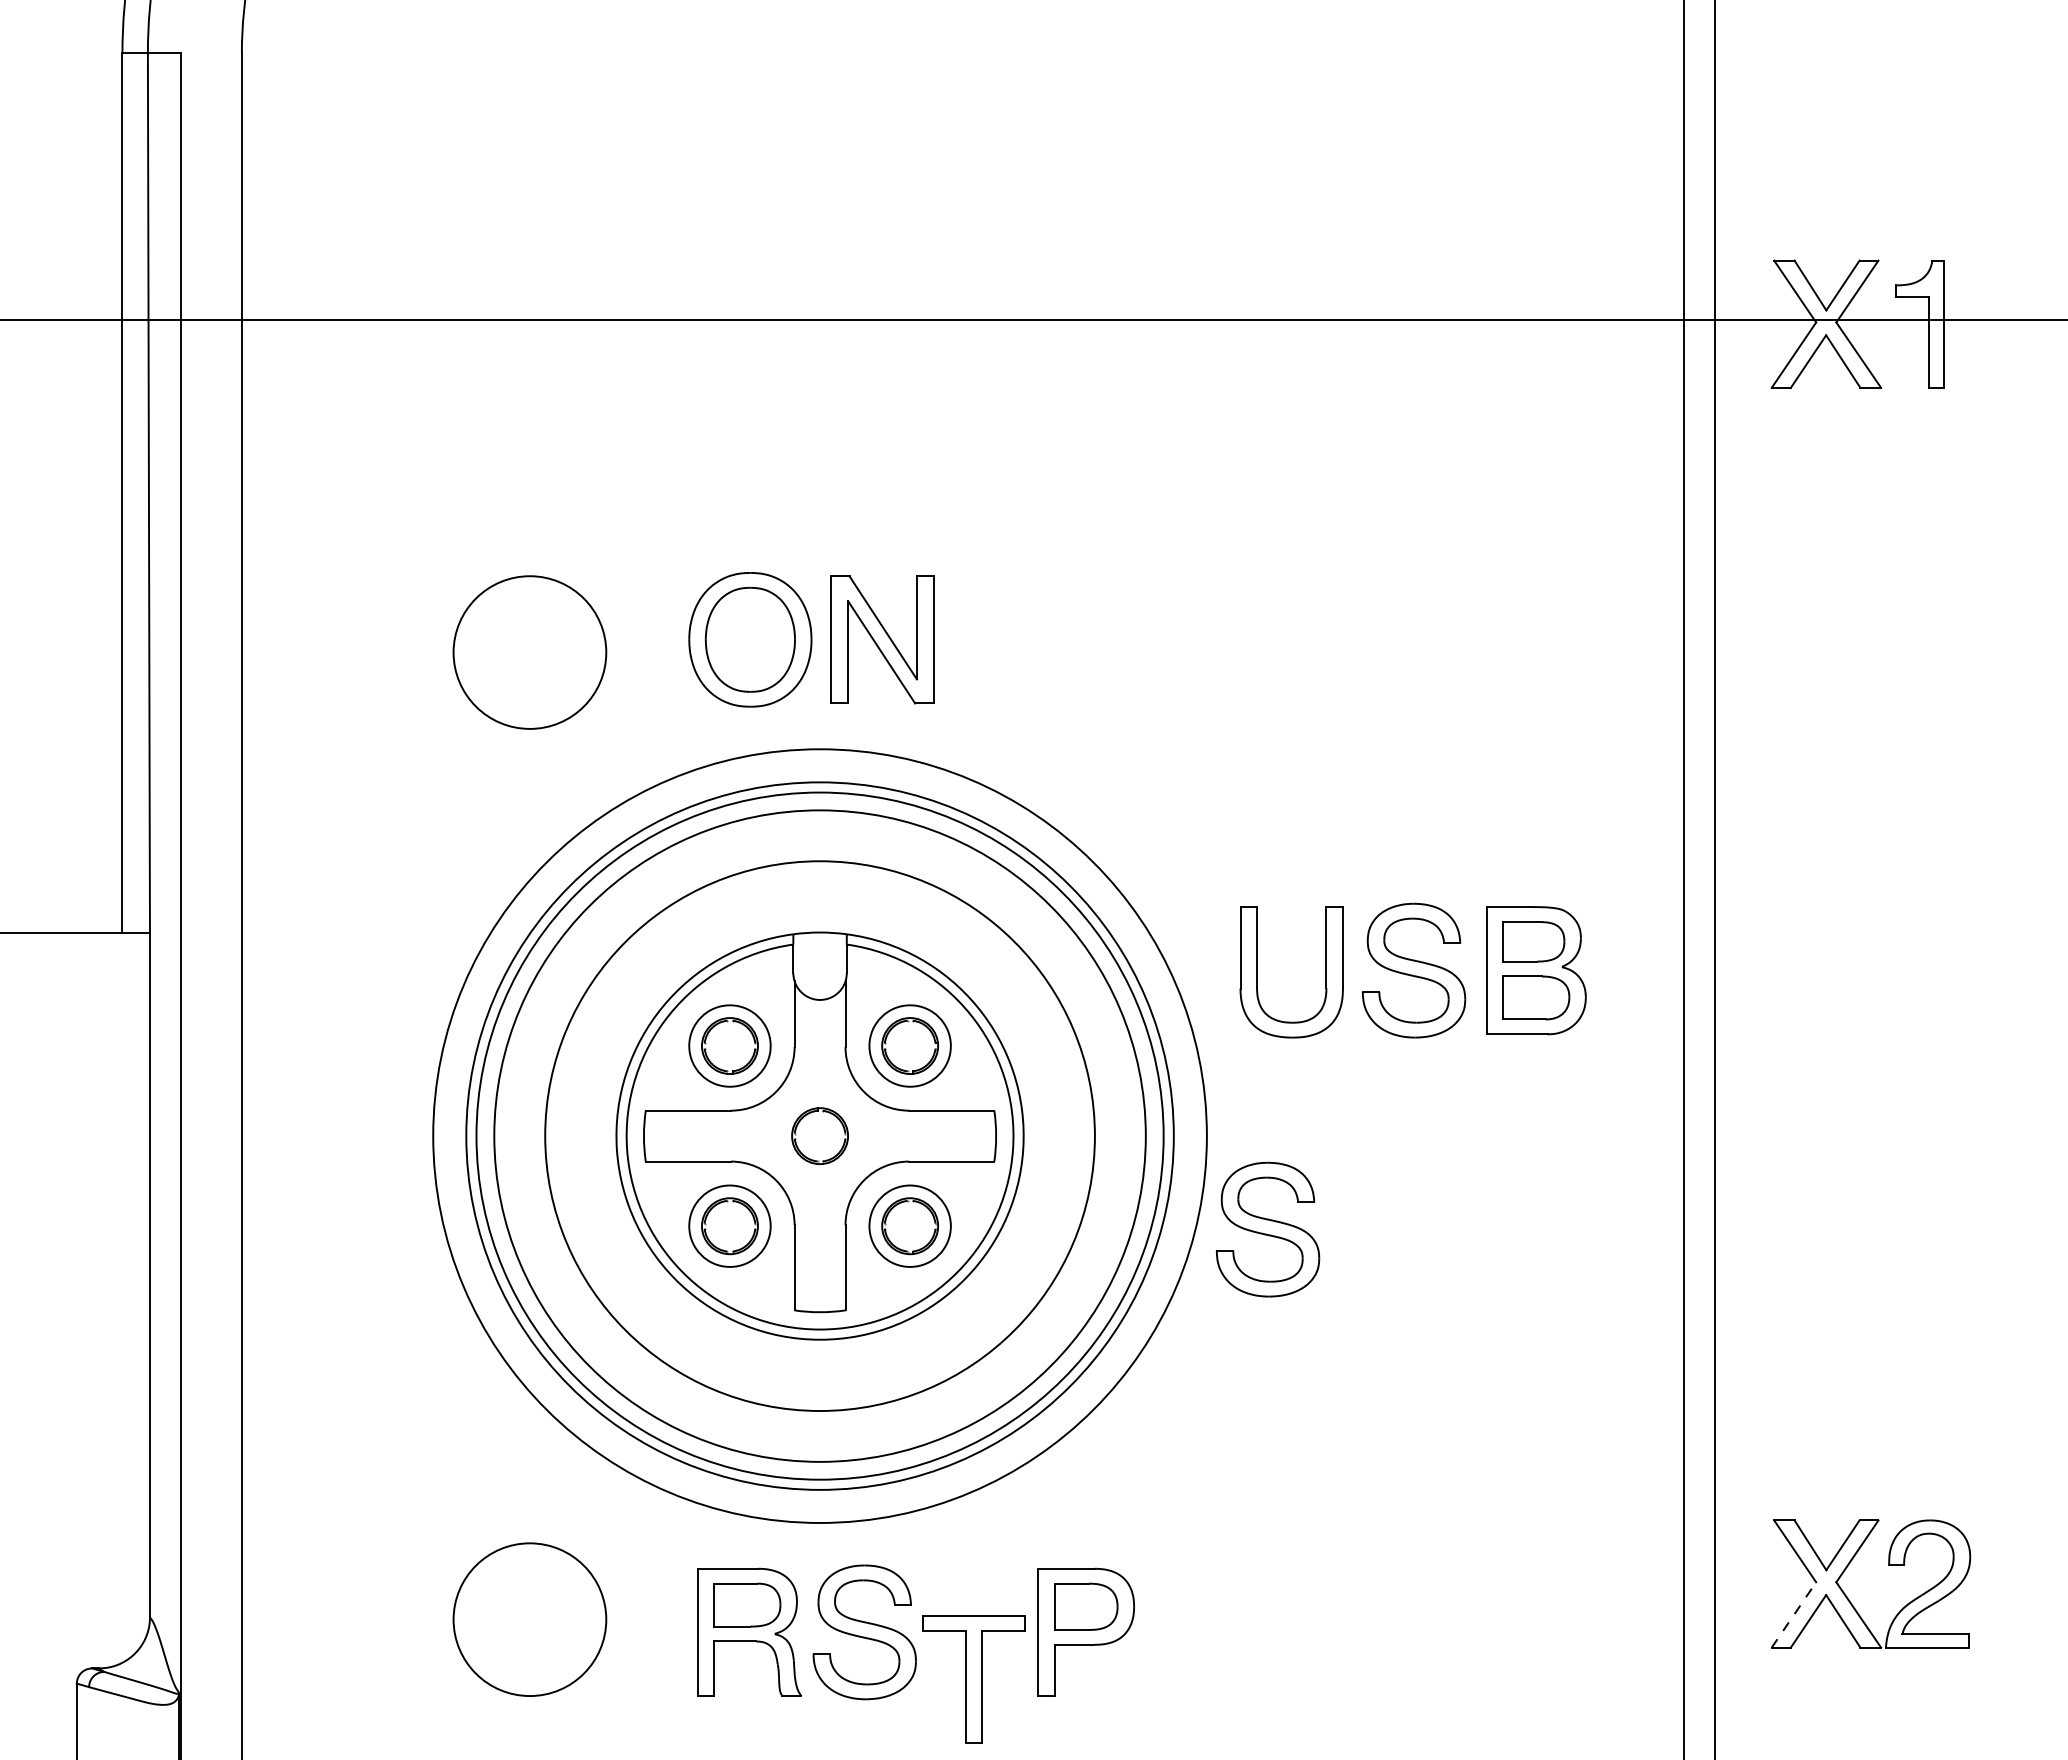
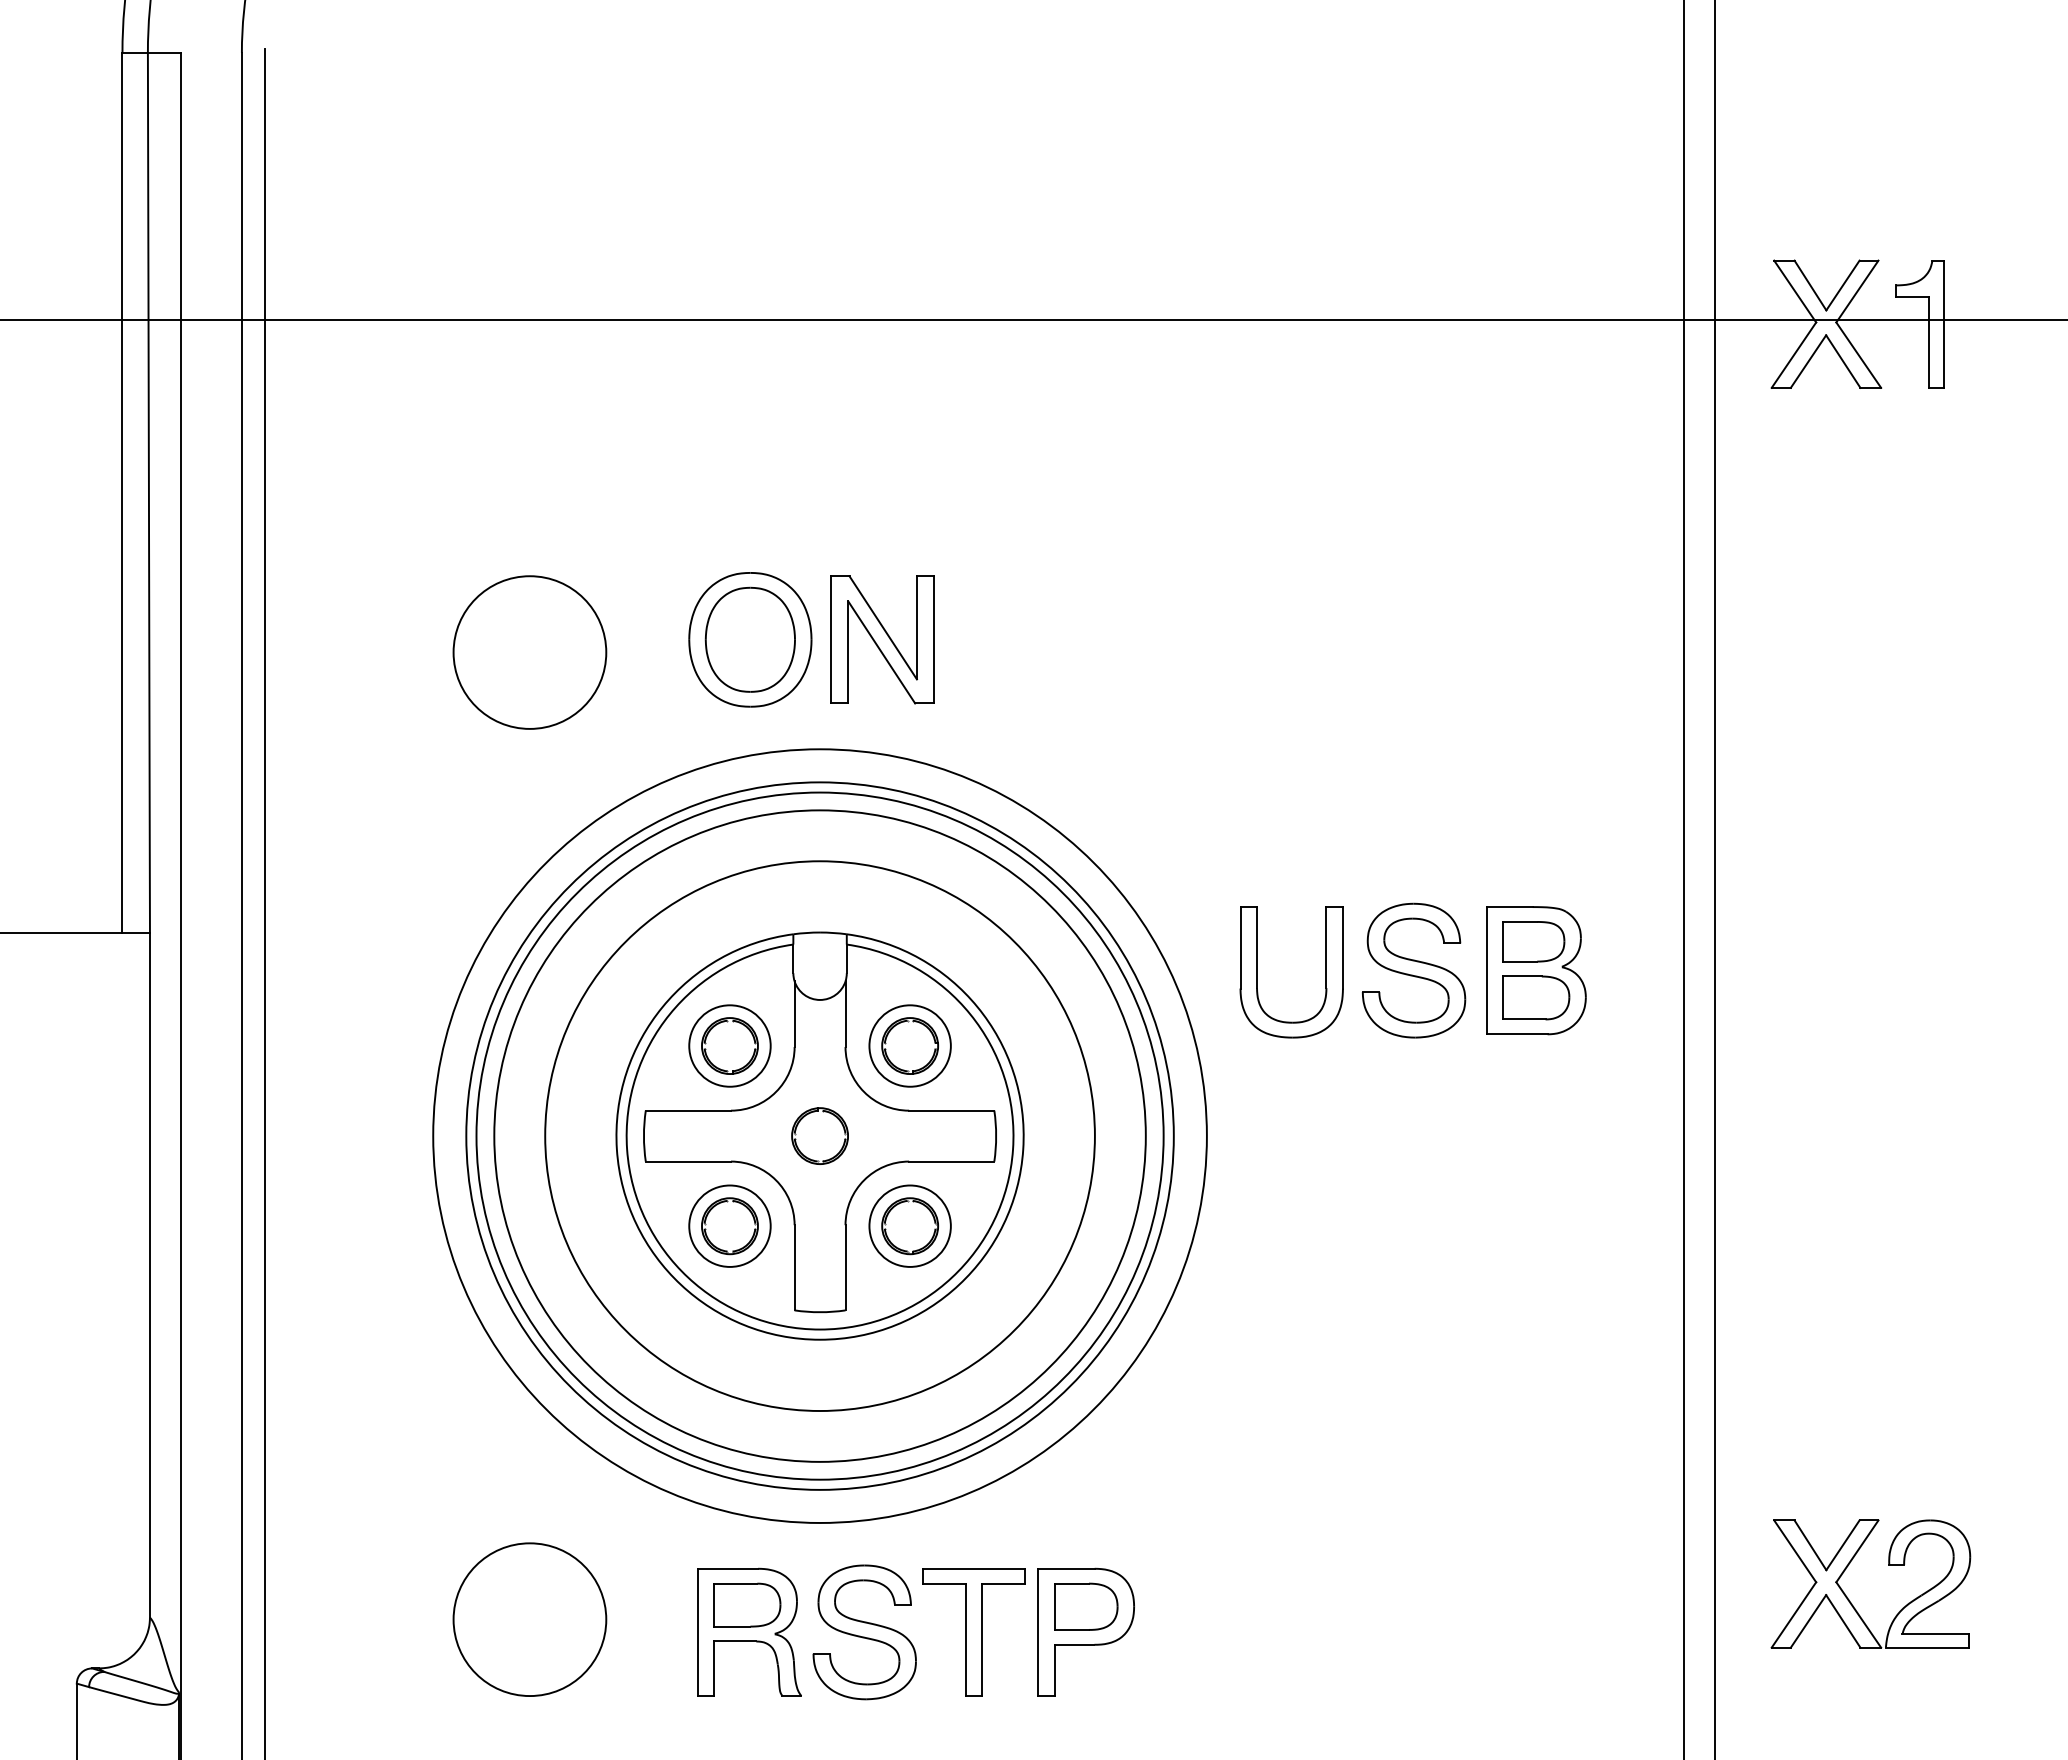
line: none -> present (265, 902)
part: present -> none (1267, 1229)
line: dashed -> solid (1793, 1614)
part position: (973, 1679) -> (973, 1632) (973, 1632)
